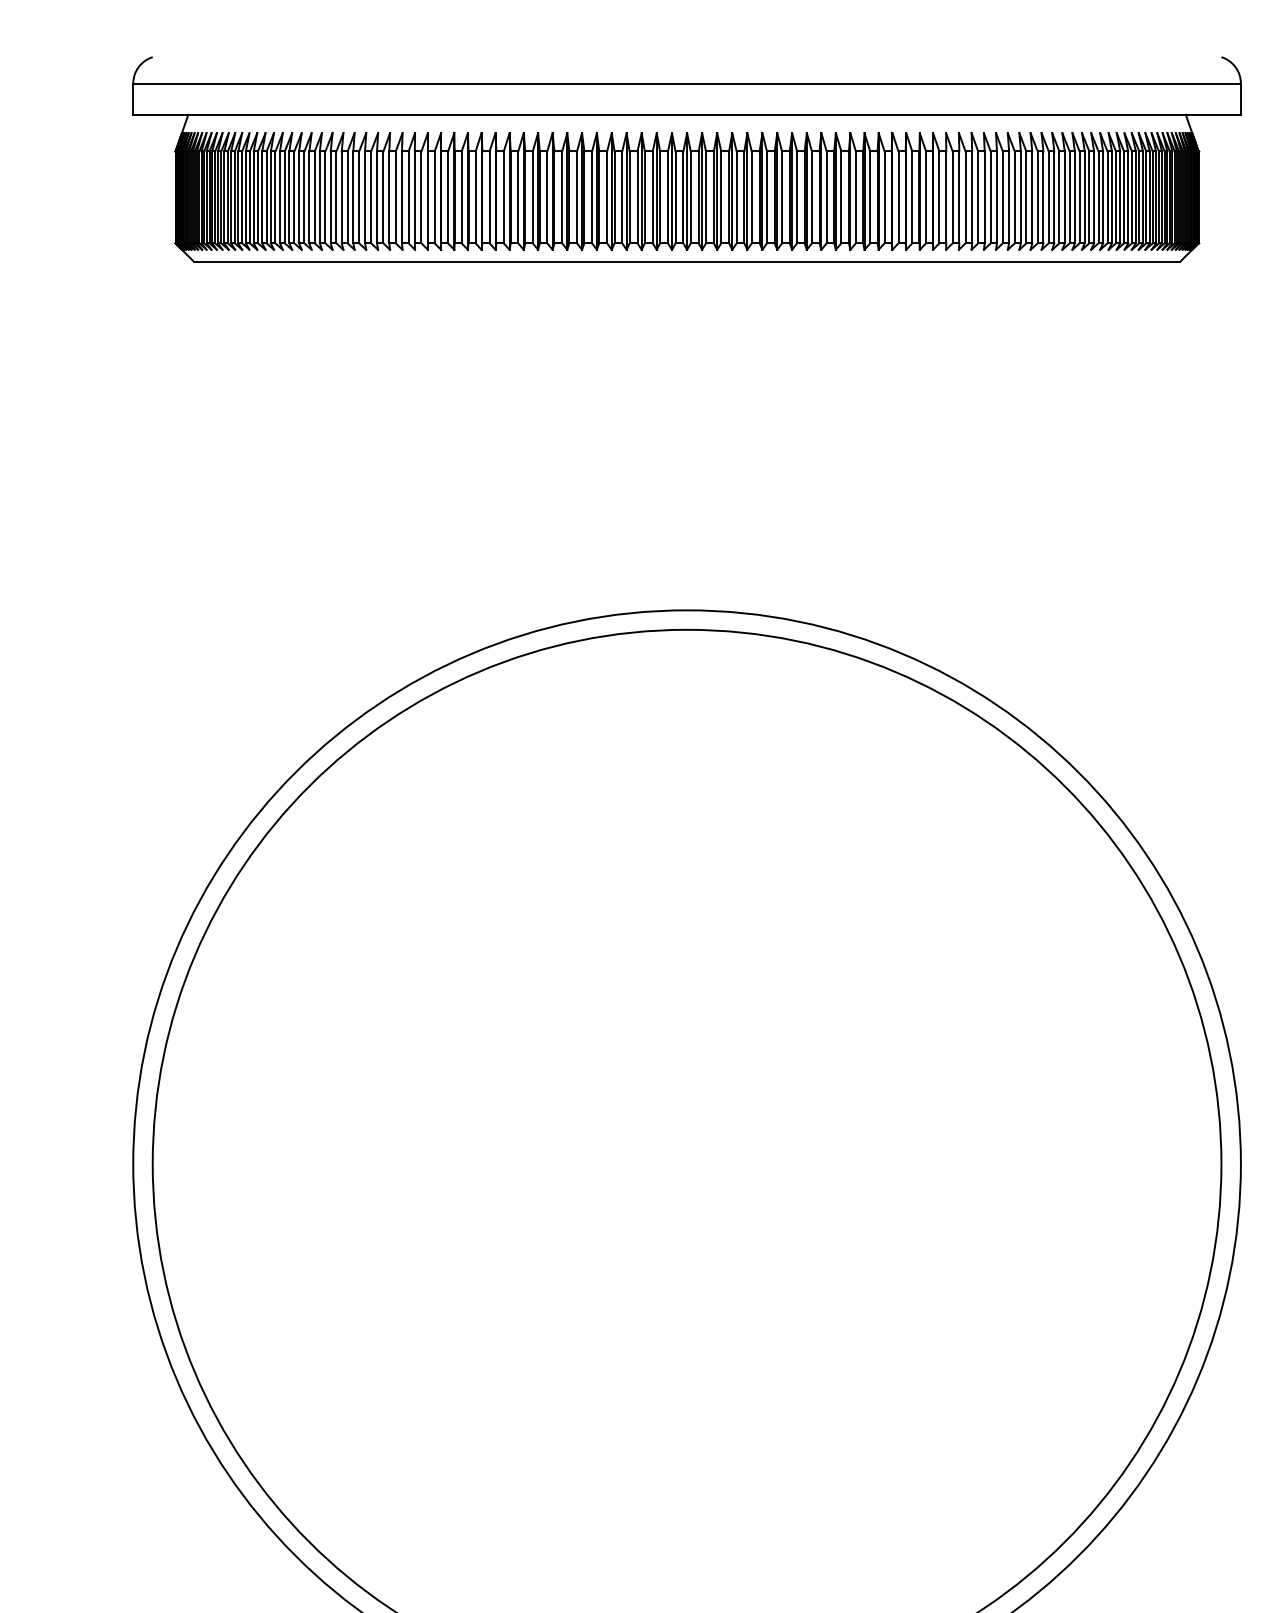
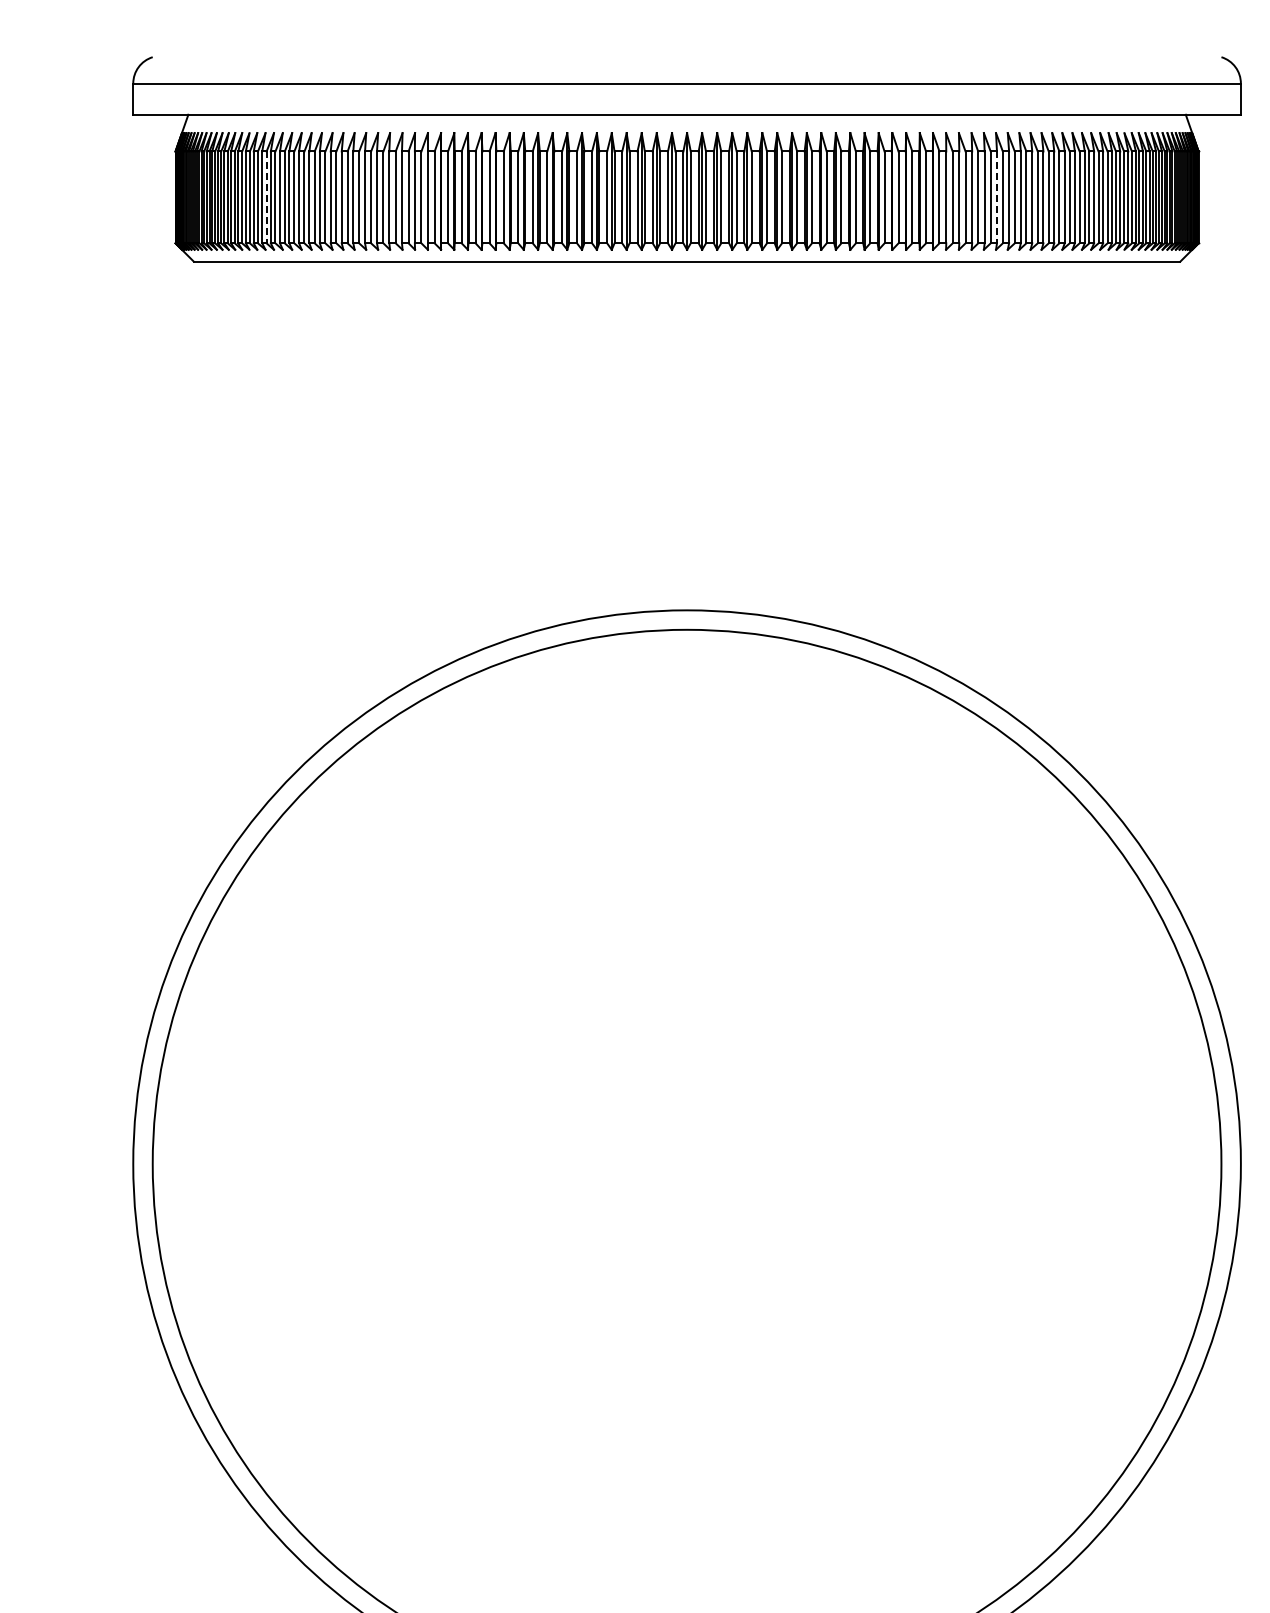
line: solid -> dashed (266, 197)
line: solid -> dashed (996, 197)
